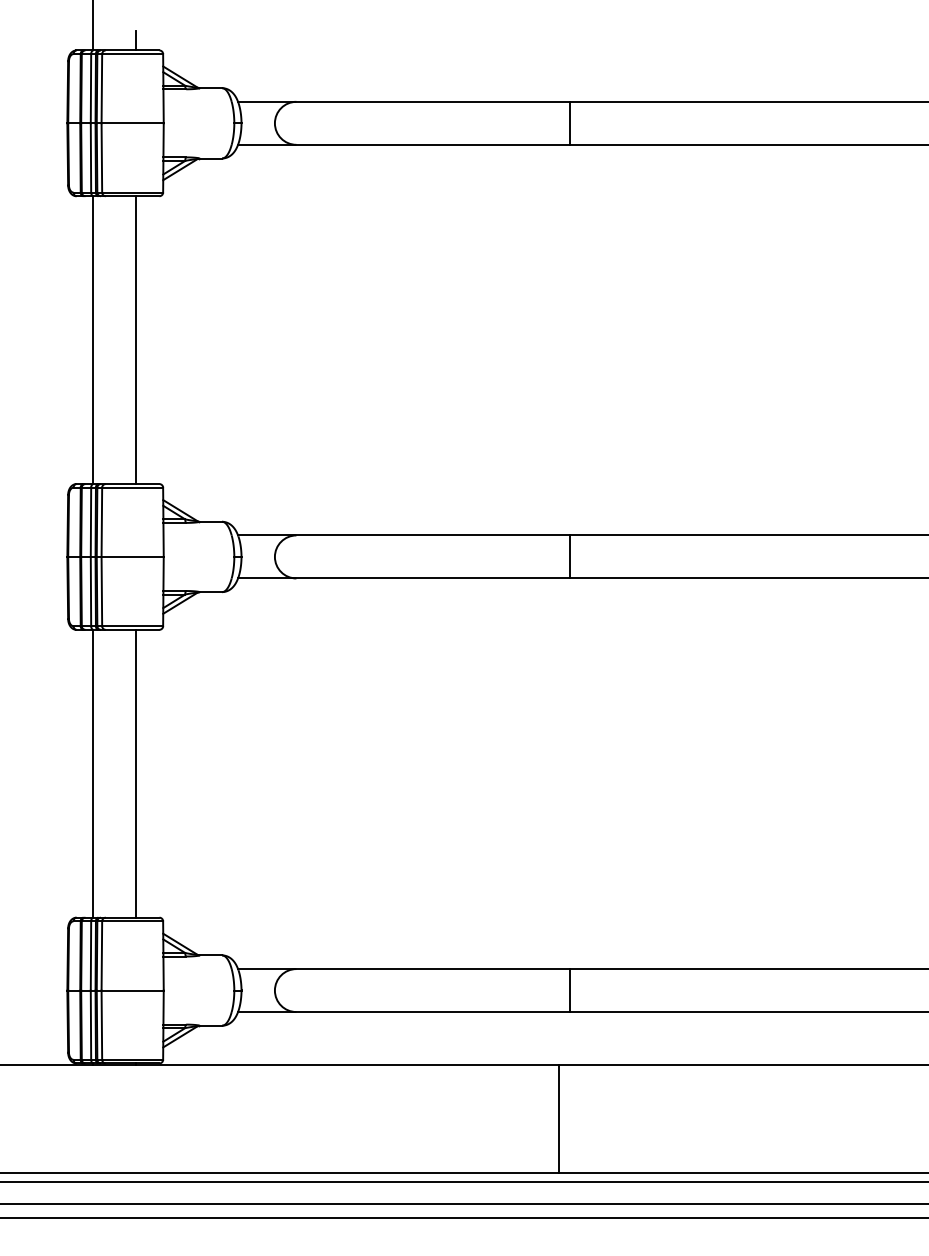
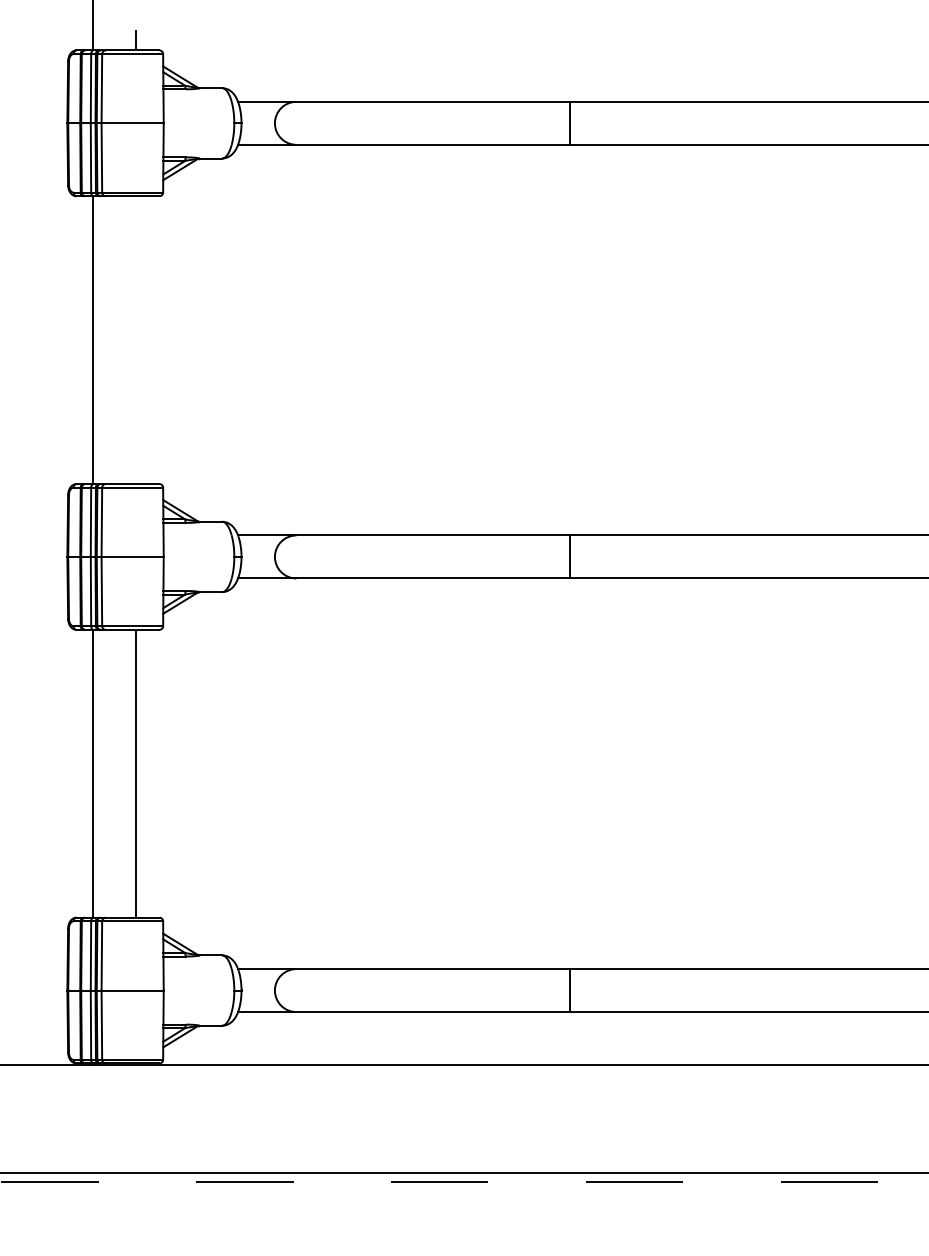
line: present -> none (135, 340)
line: present -> none (559, 1118)
line: solid -> dashed (464, 1182)
line: present -> none (463, 1203)
line: present -> none (463, 1218)
